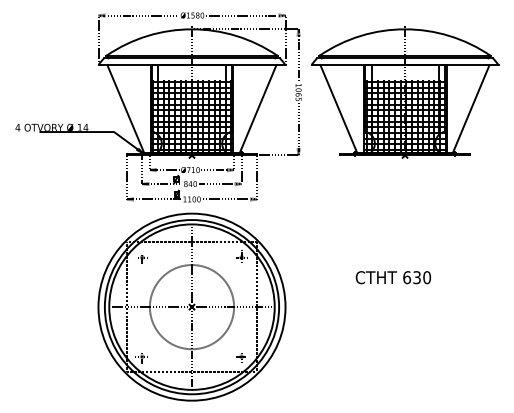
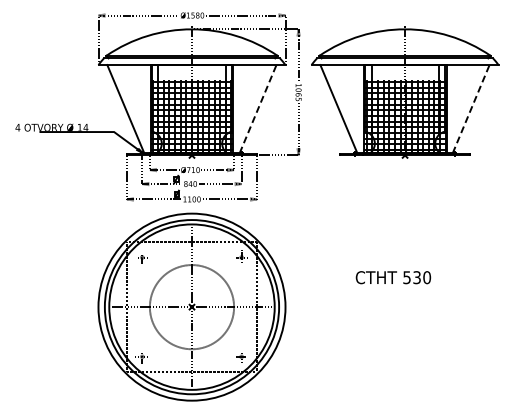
line: solid -> dashed (258, 109)
line: solid -> dashed (471, 109)
text: 630 -> 530 (407, 277)
